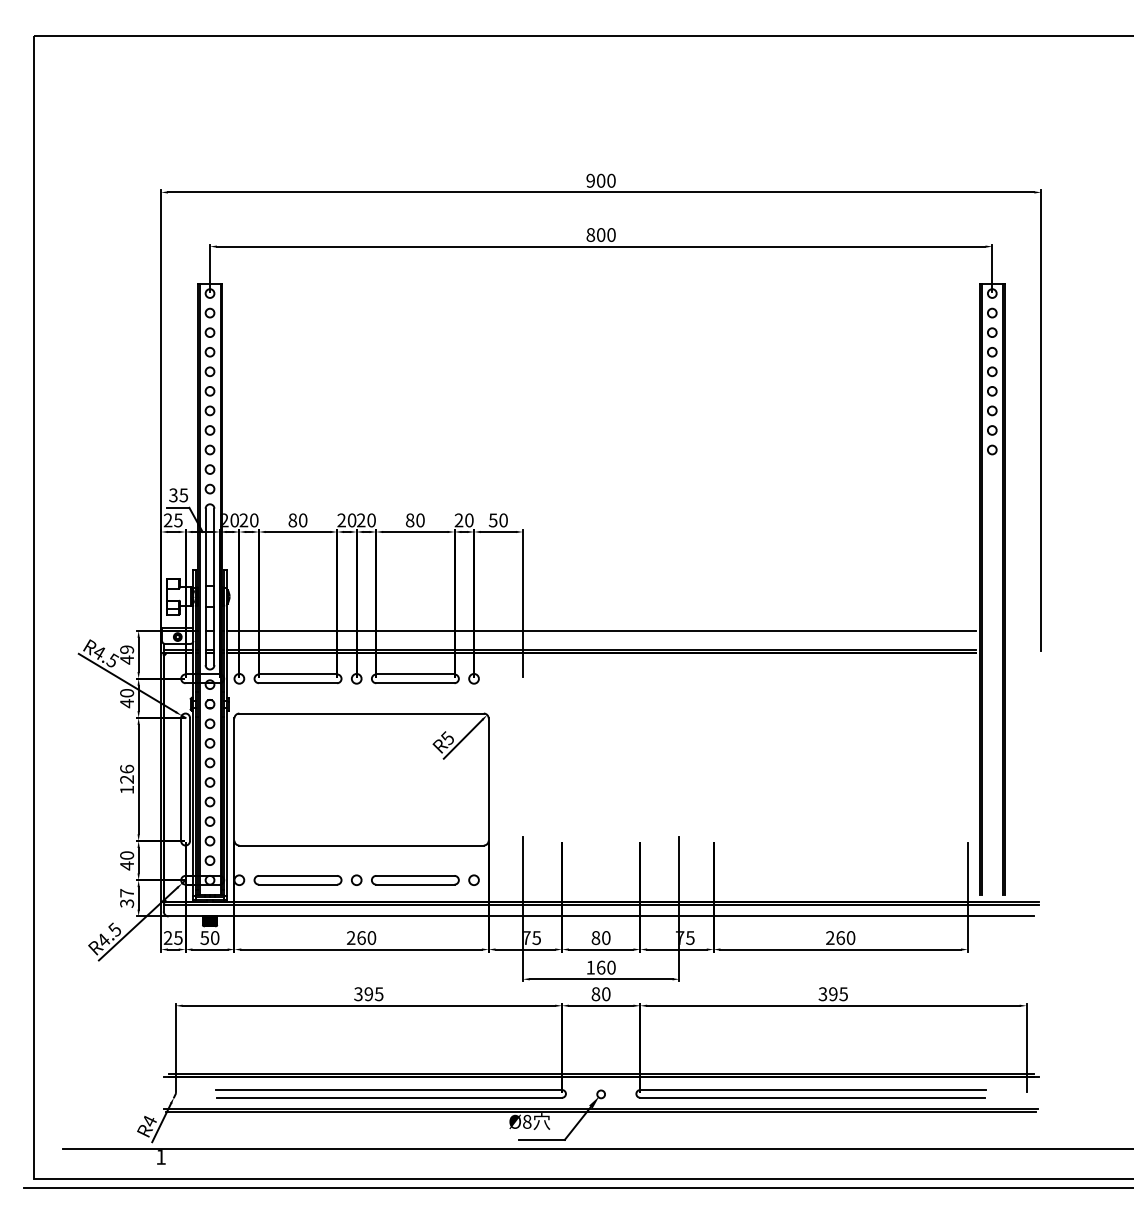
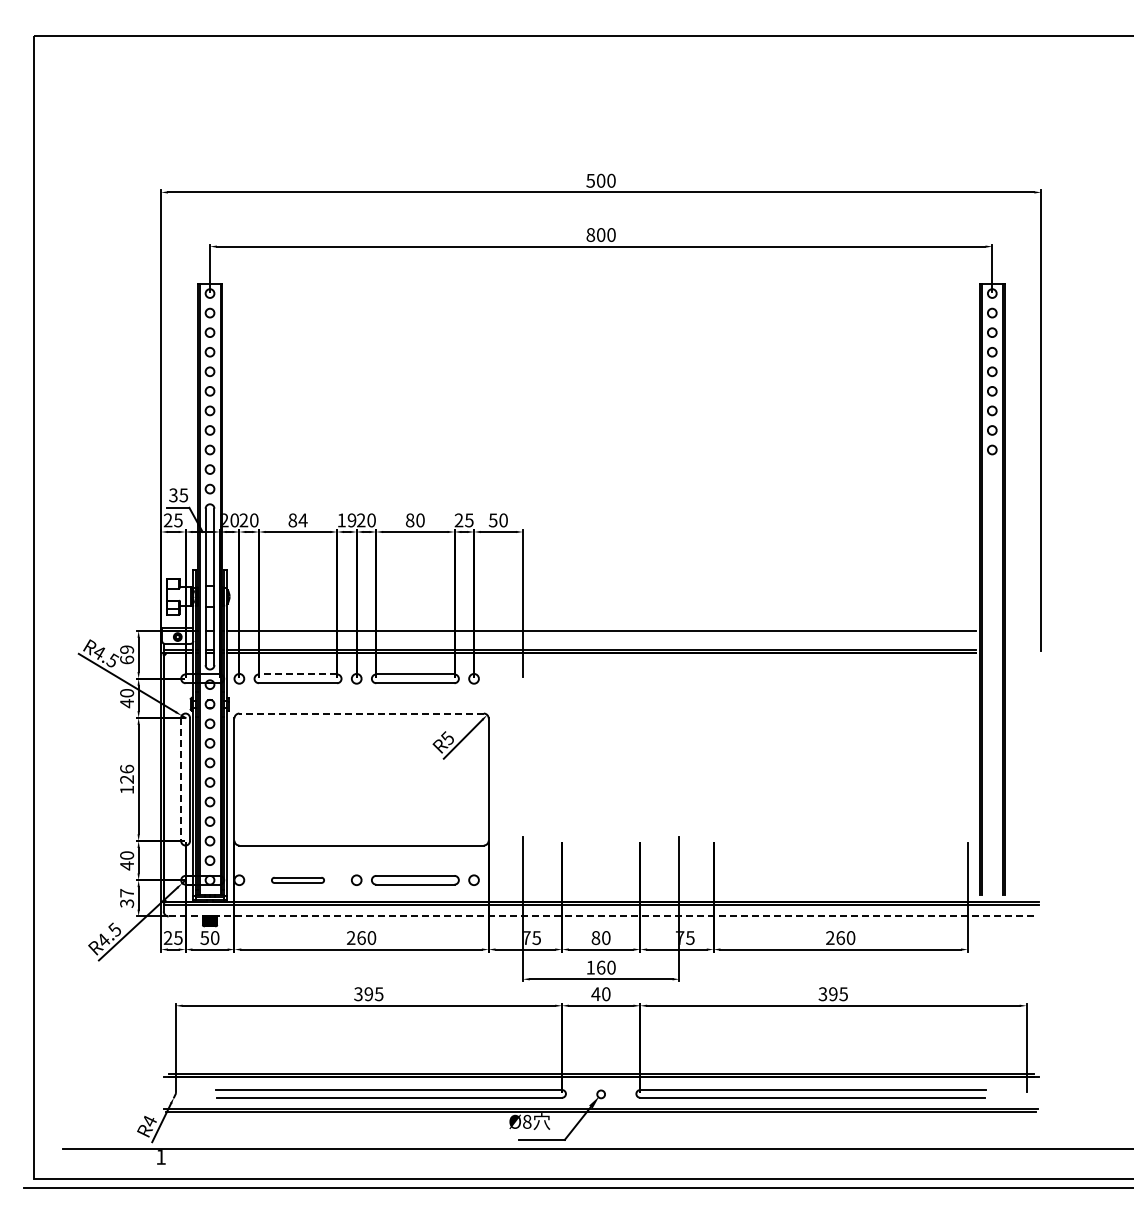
text: 900 -> 500 (590, 180)
text: 80 -> 84 (302, 520)
text: 20 -> 19 (346, 520)
text: 20 -> 25 (469, 520)
text: 49 -> 69 (127, 659)
line: solid -> dashed (297, 674)
line: solid -> dashed (361, 713)
line: solid -> dashed (181, 779)
part size: 90x11 px -> 54x7 px (297, 880)
line: solid -> dashed (601, 916)
text: 80 -> 40 (595, 994)
